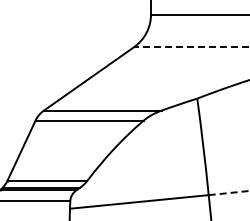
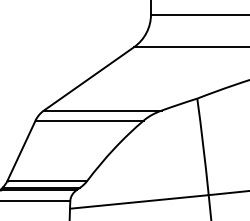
line: dashed -> solid (192, 47)
line: dashed -> solid (229, 193)
